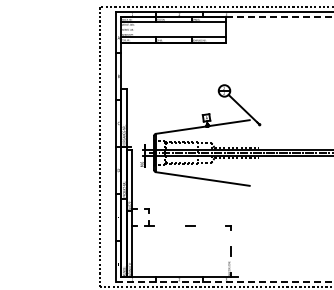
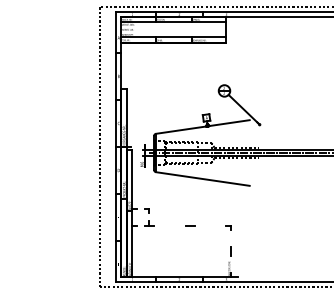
line: dashed -> solid (280, 16)
line: dashed -> solid (225, 281)
